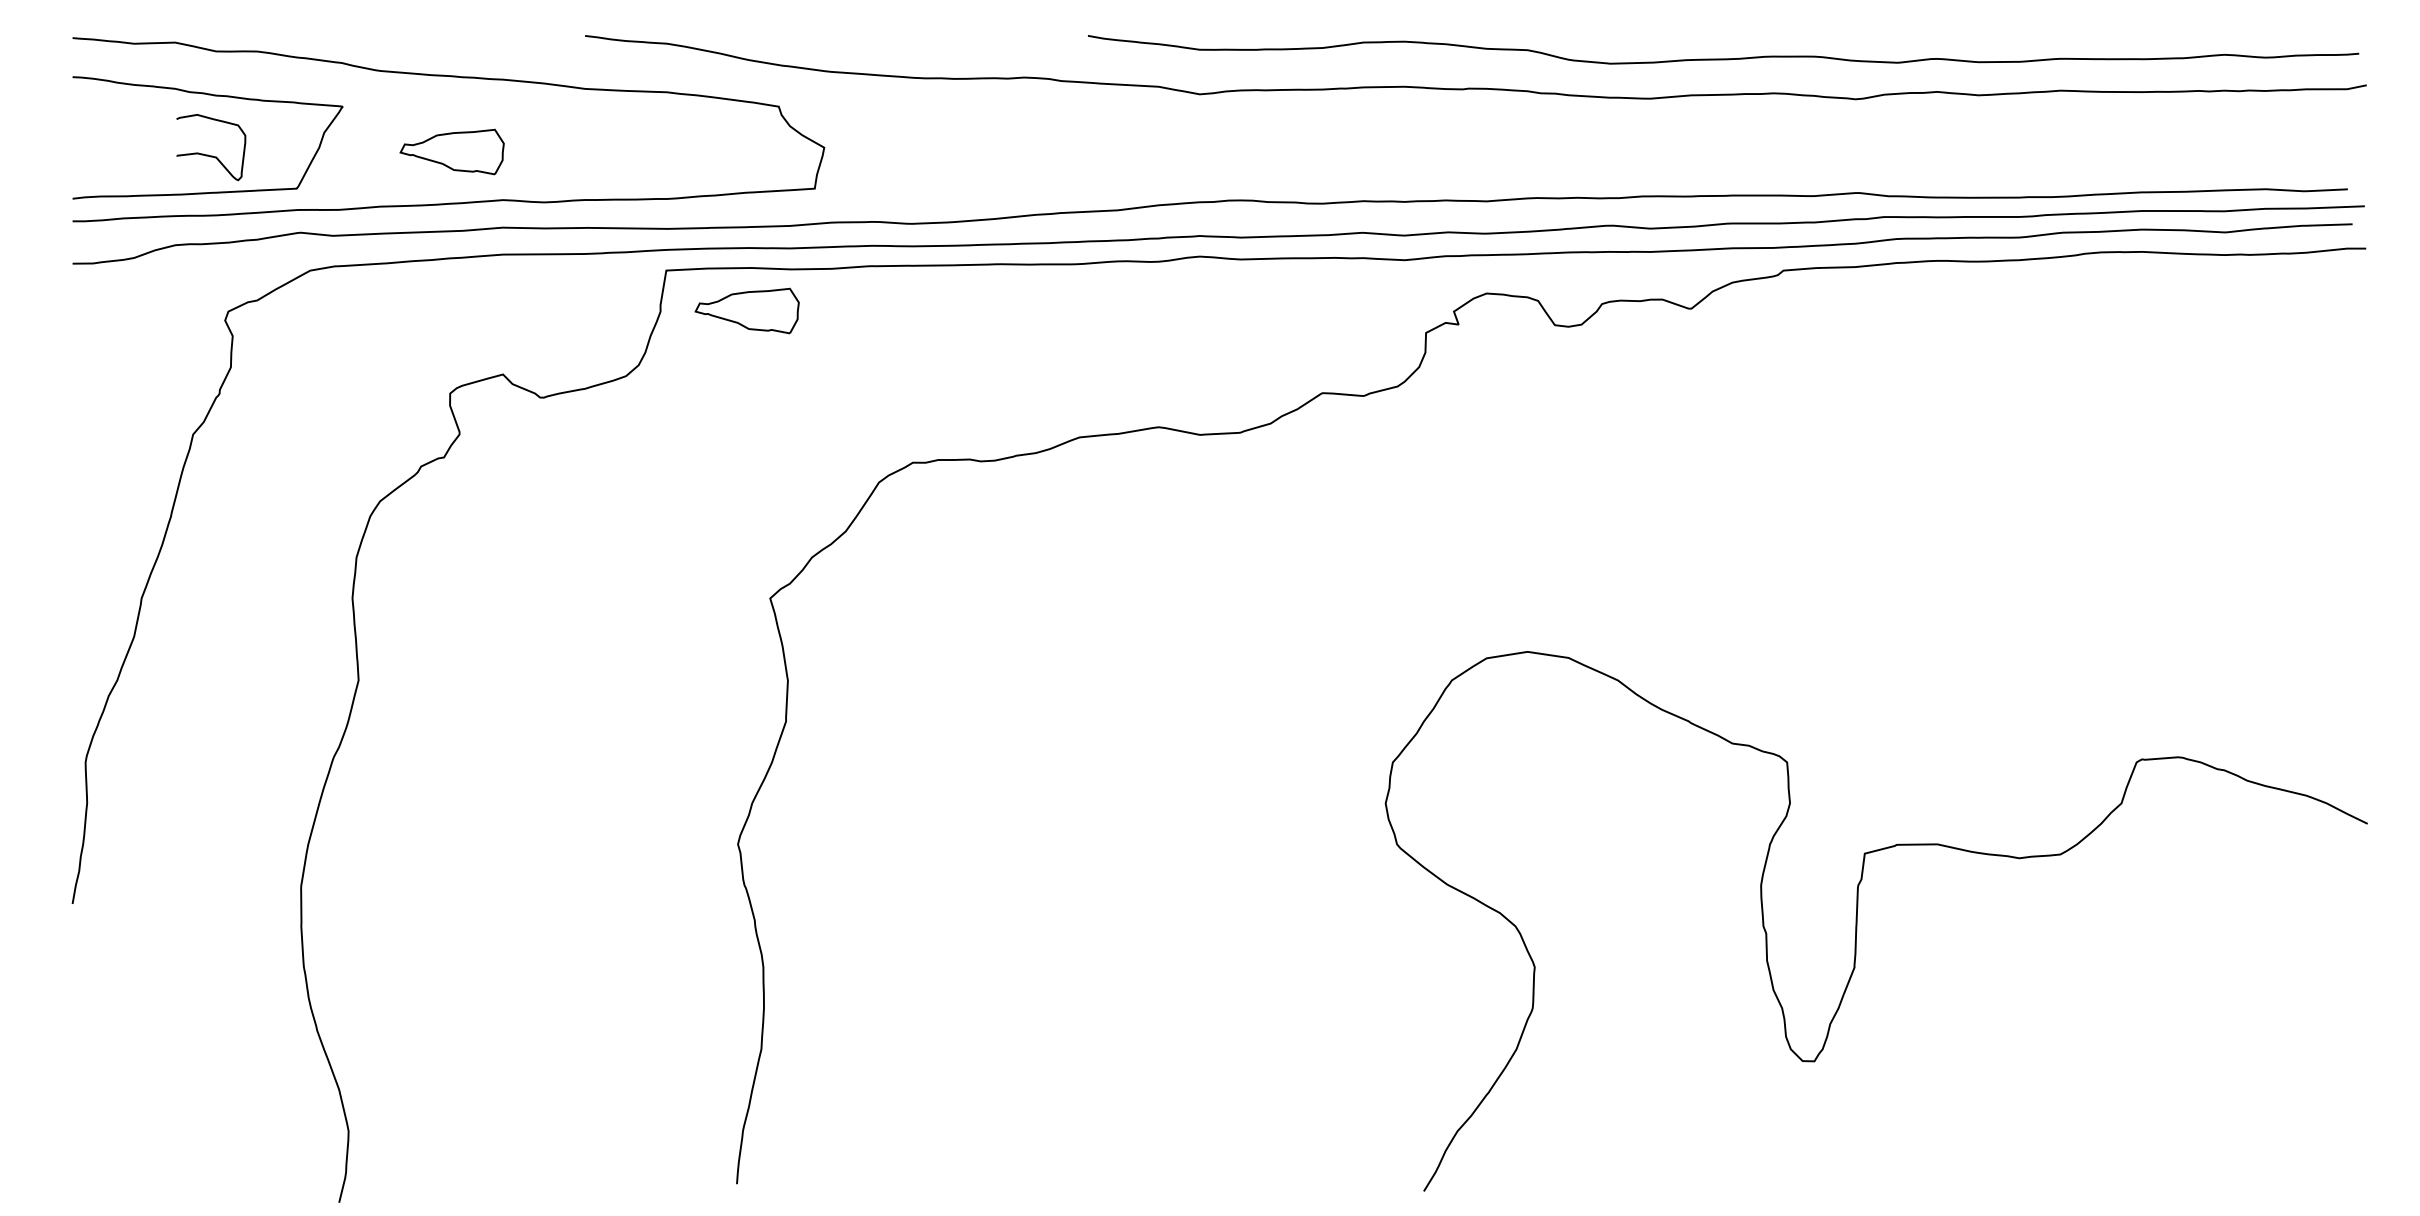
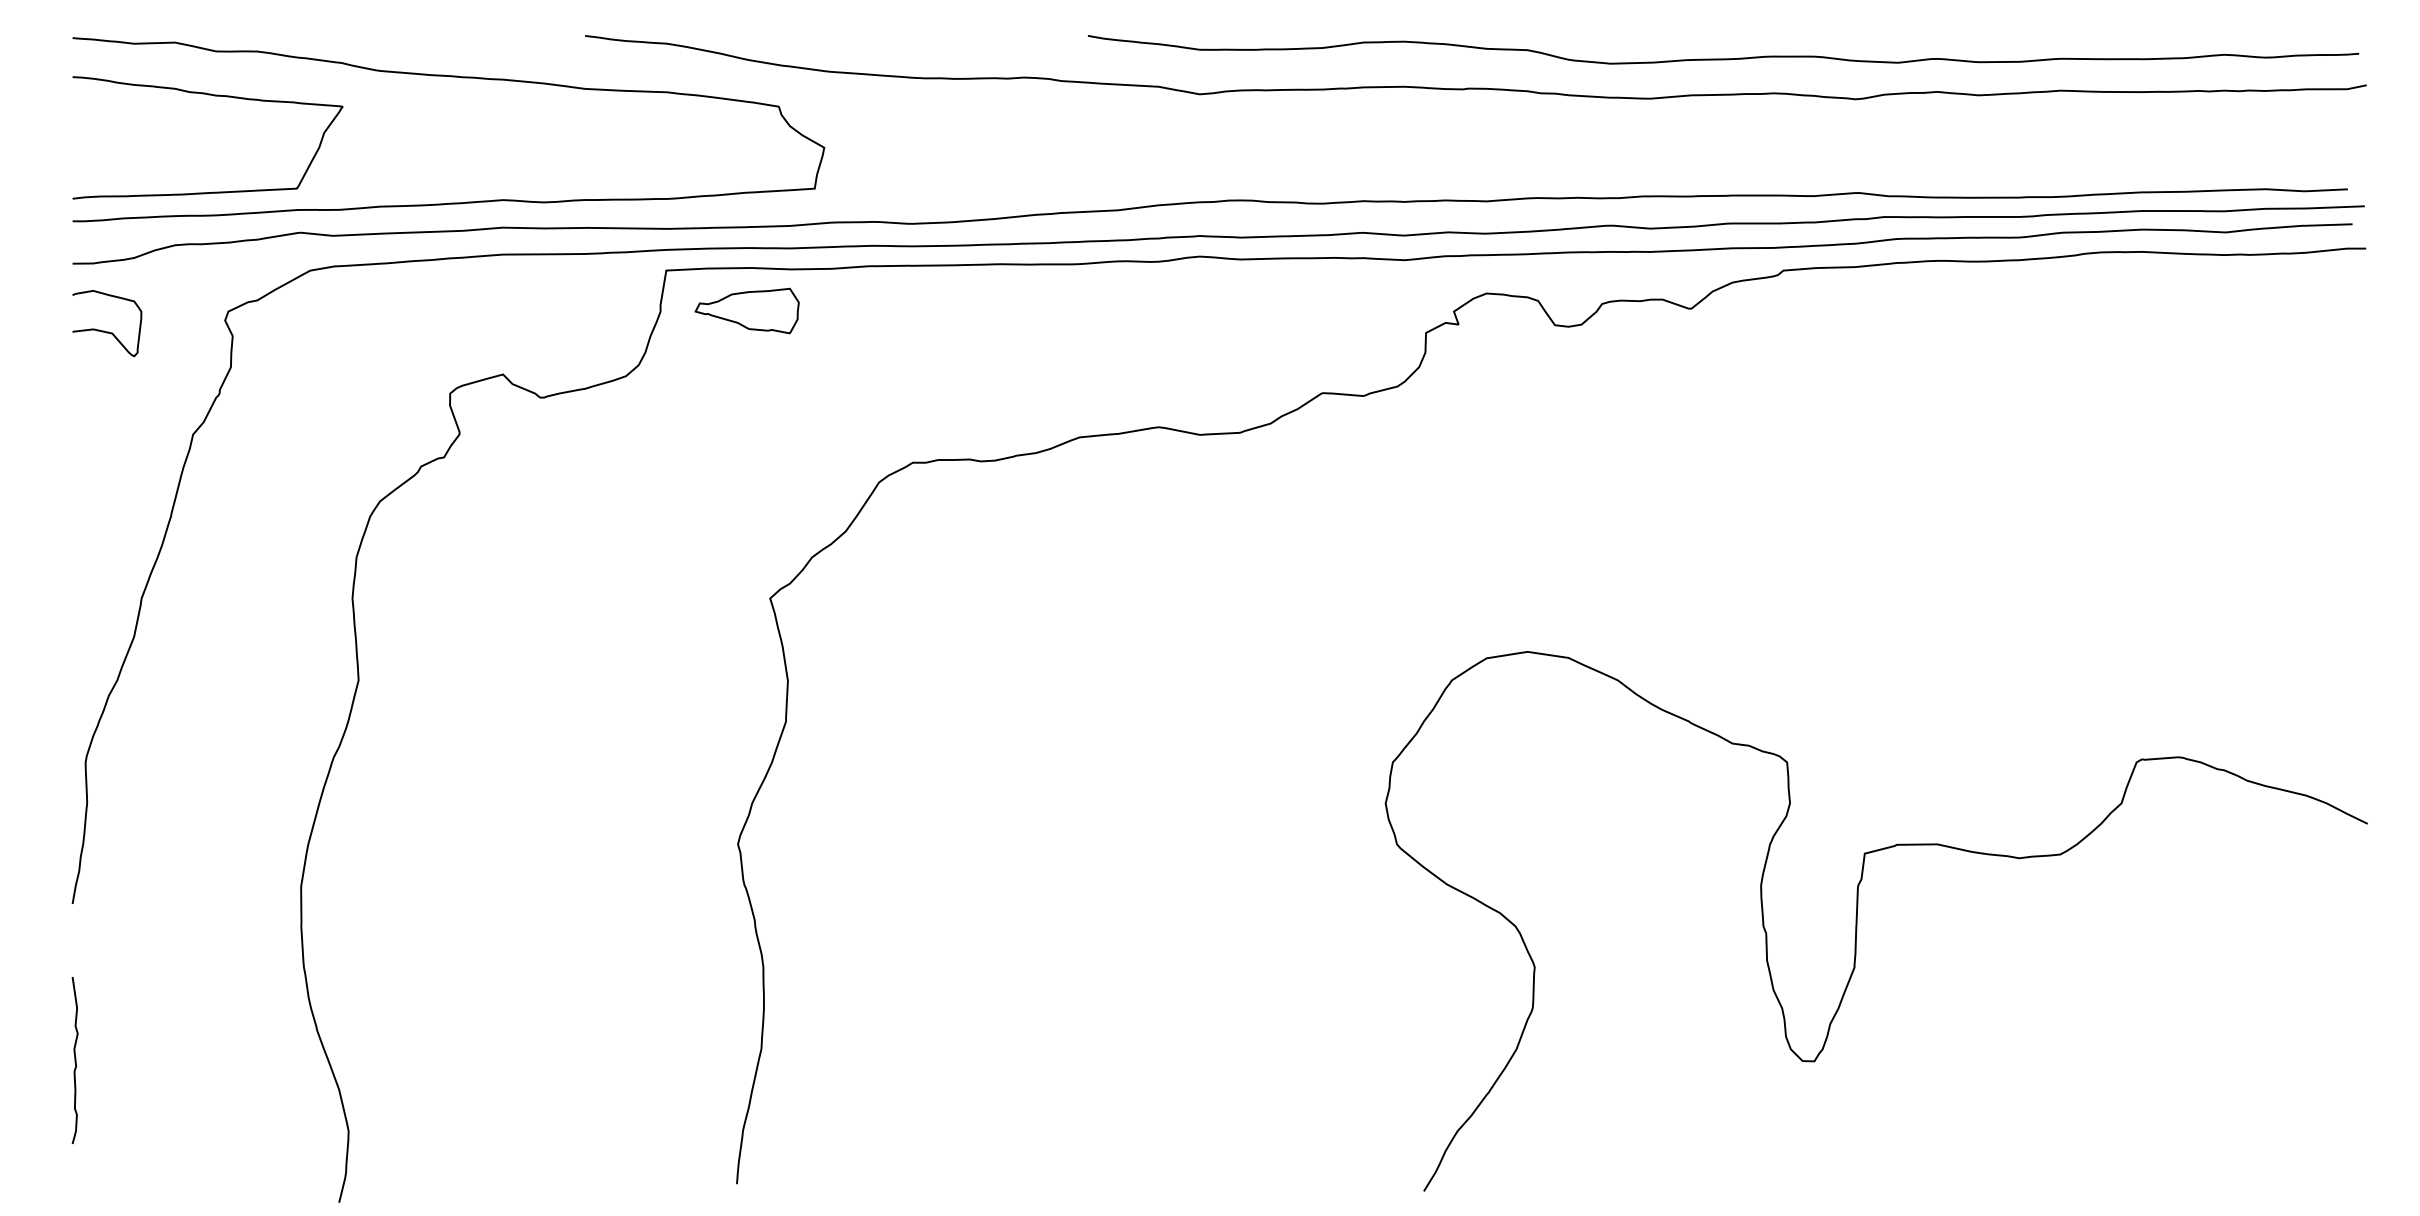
part: present -> none (451, 151)
curve position: (208, 154) -> (104, 330) (104, 330)
curve: none -> present (74, 1060)
